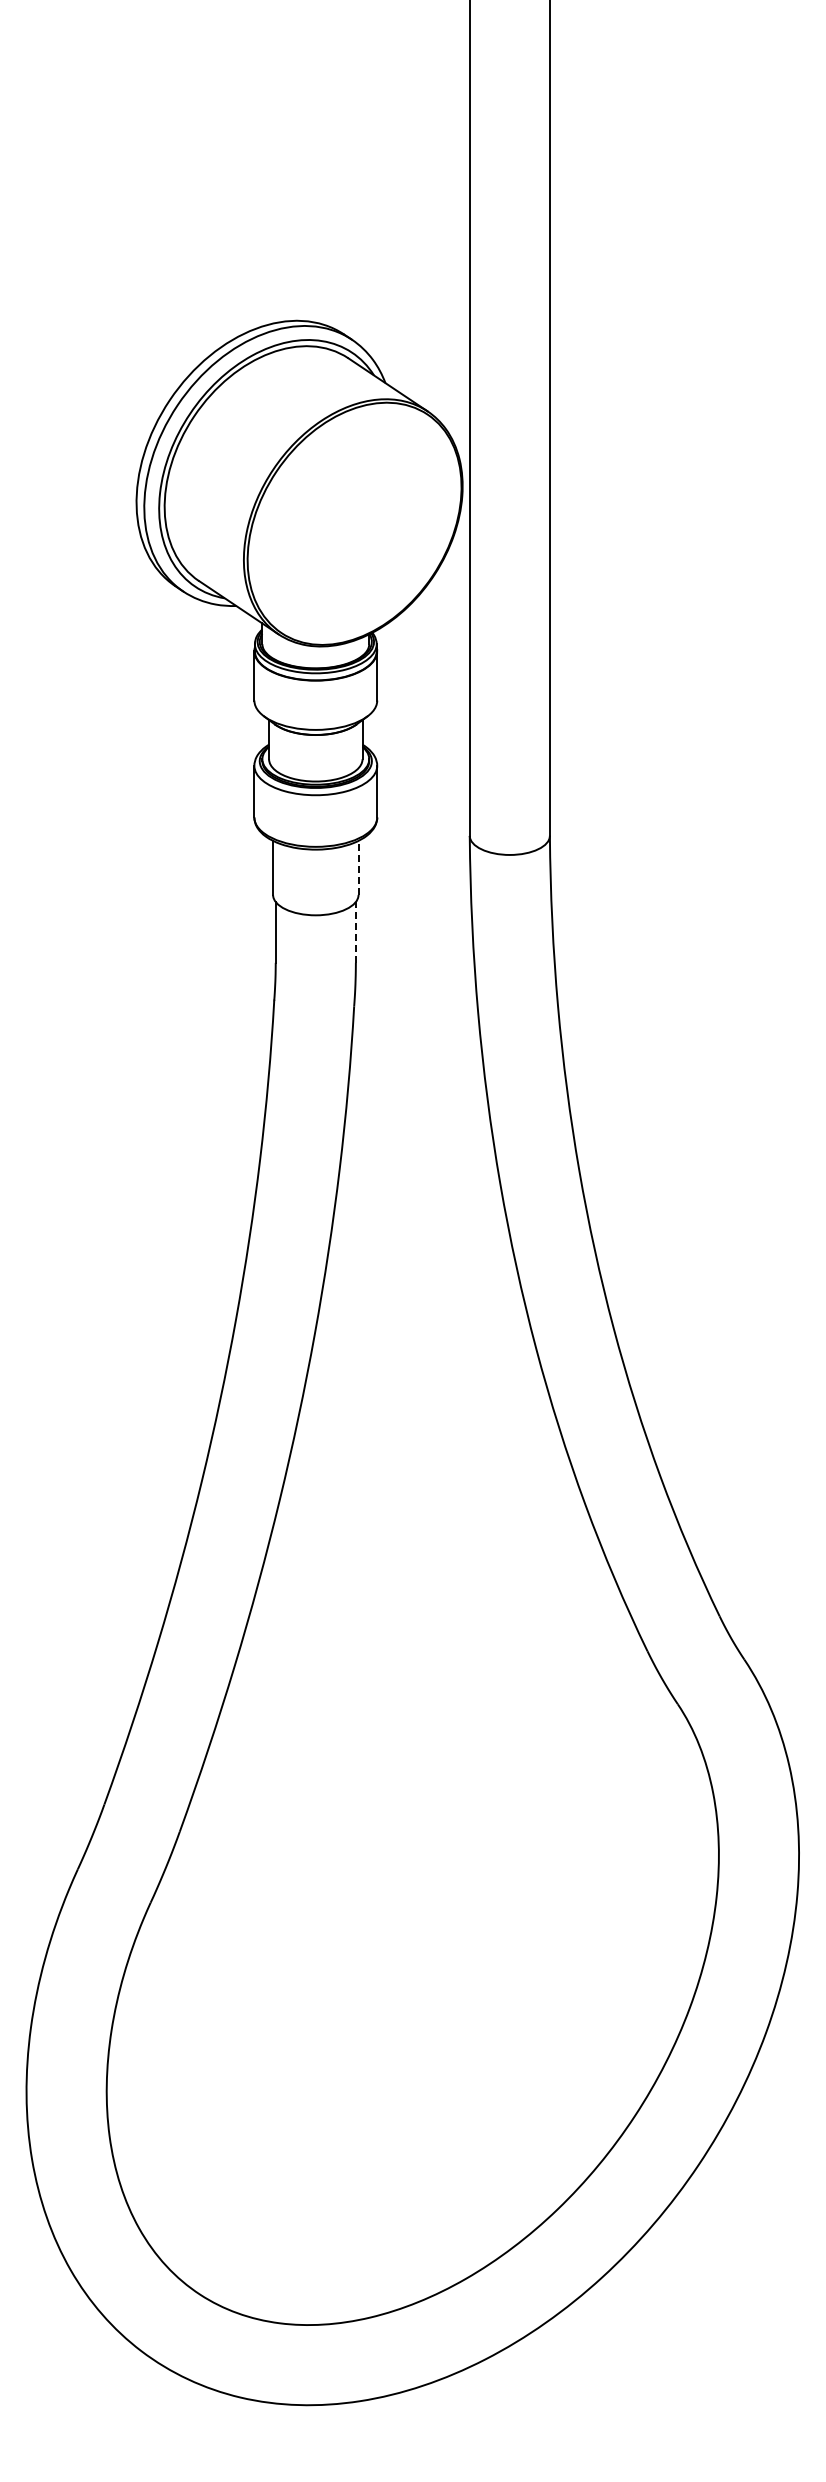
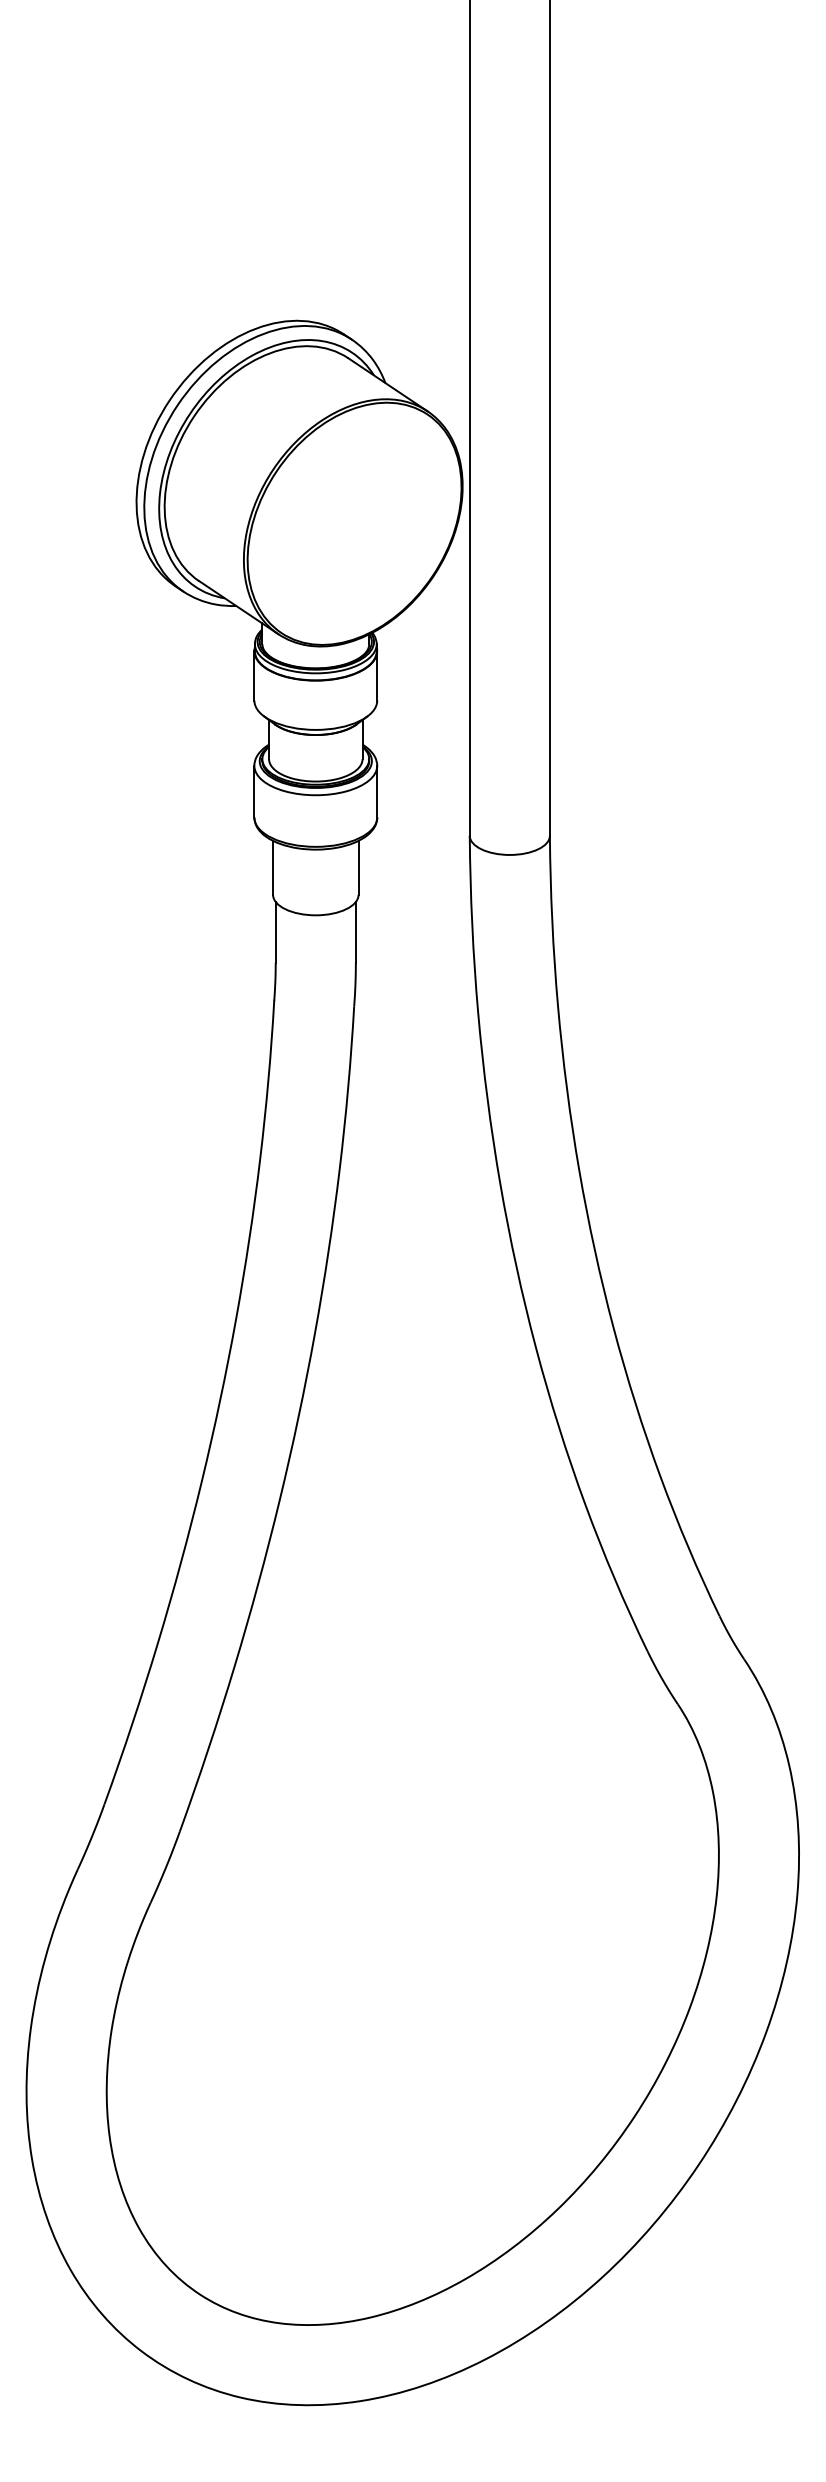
line: dashed -> solid (358, 867)
line: dashed -> solid (355, 931)
